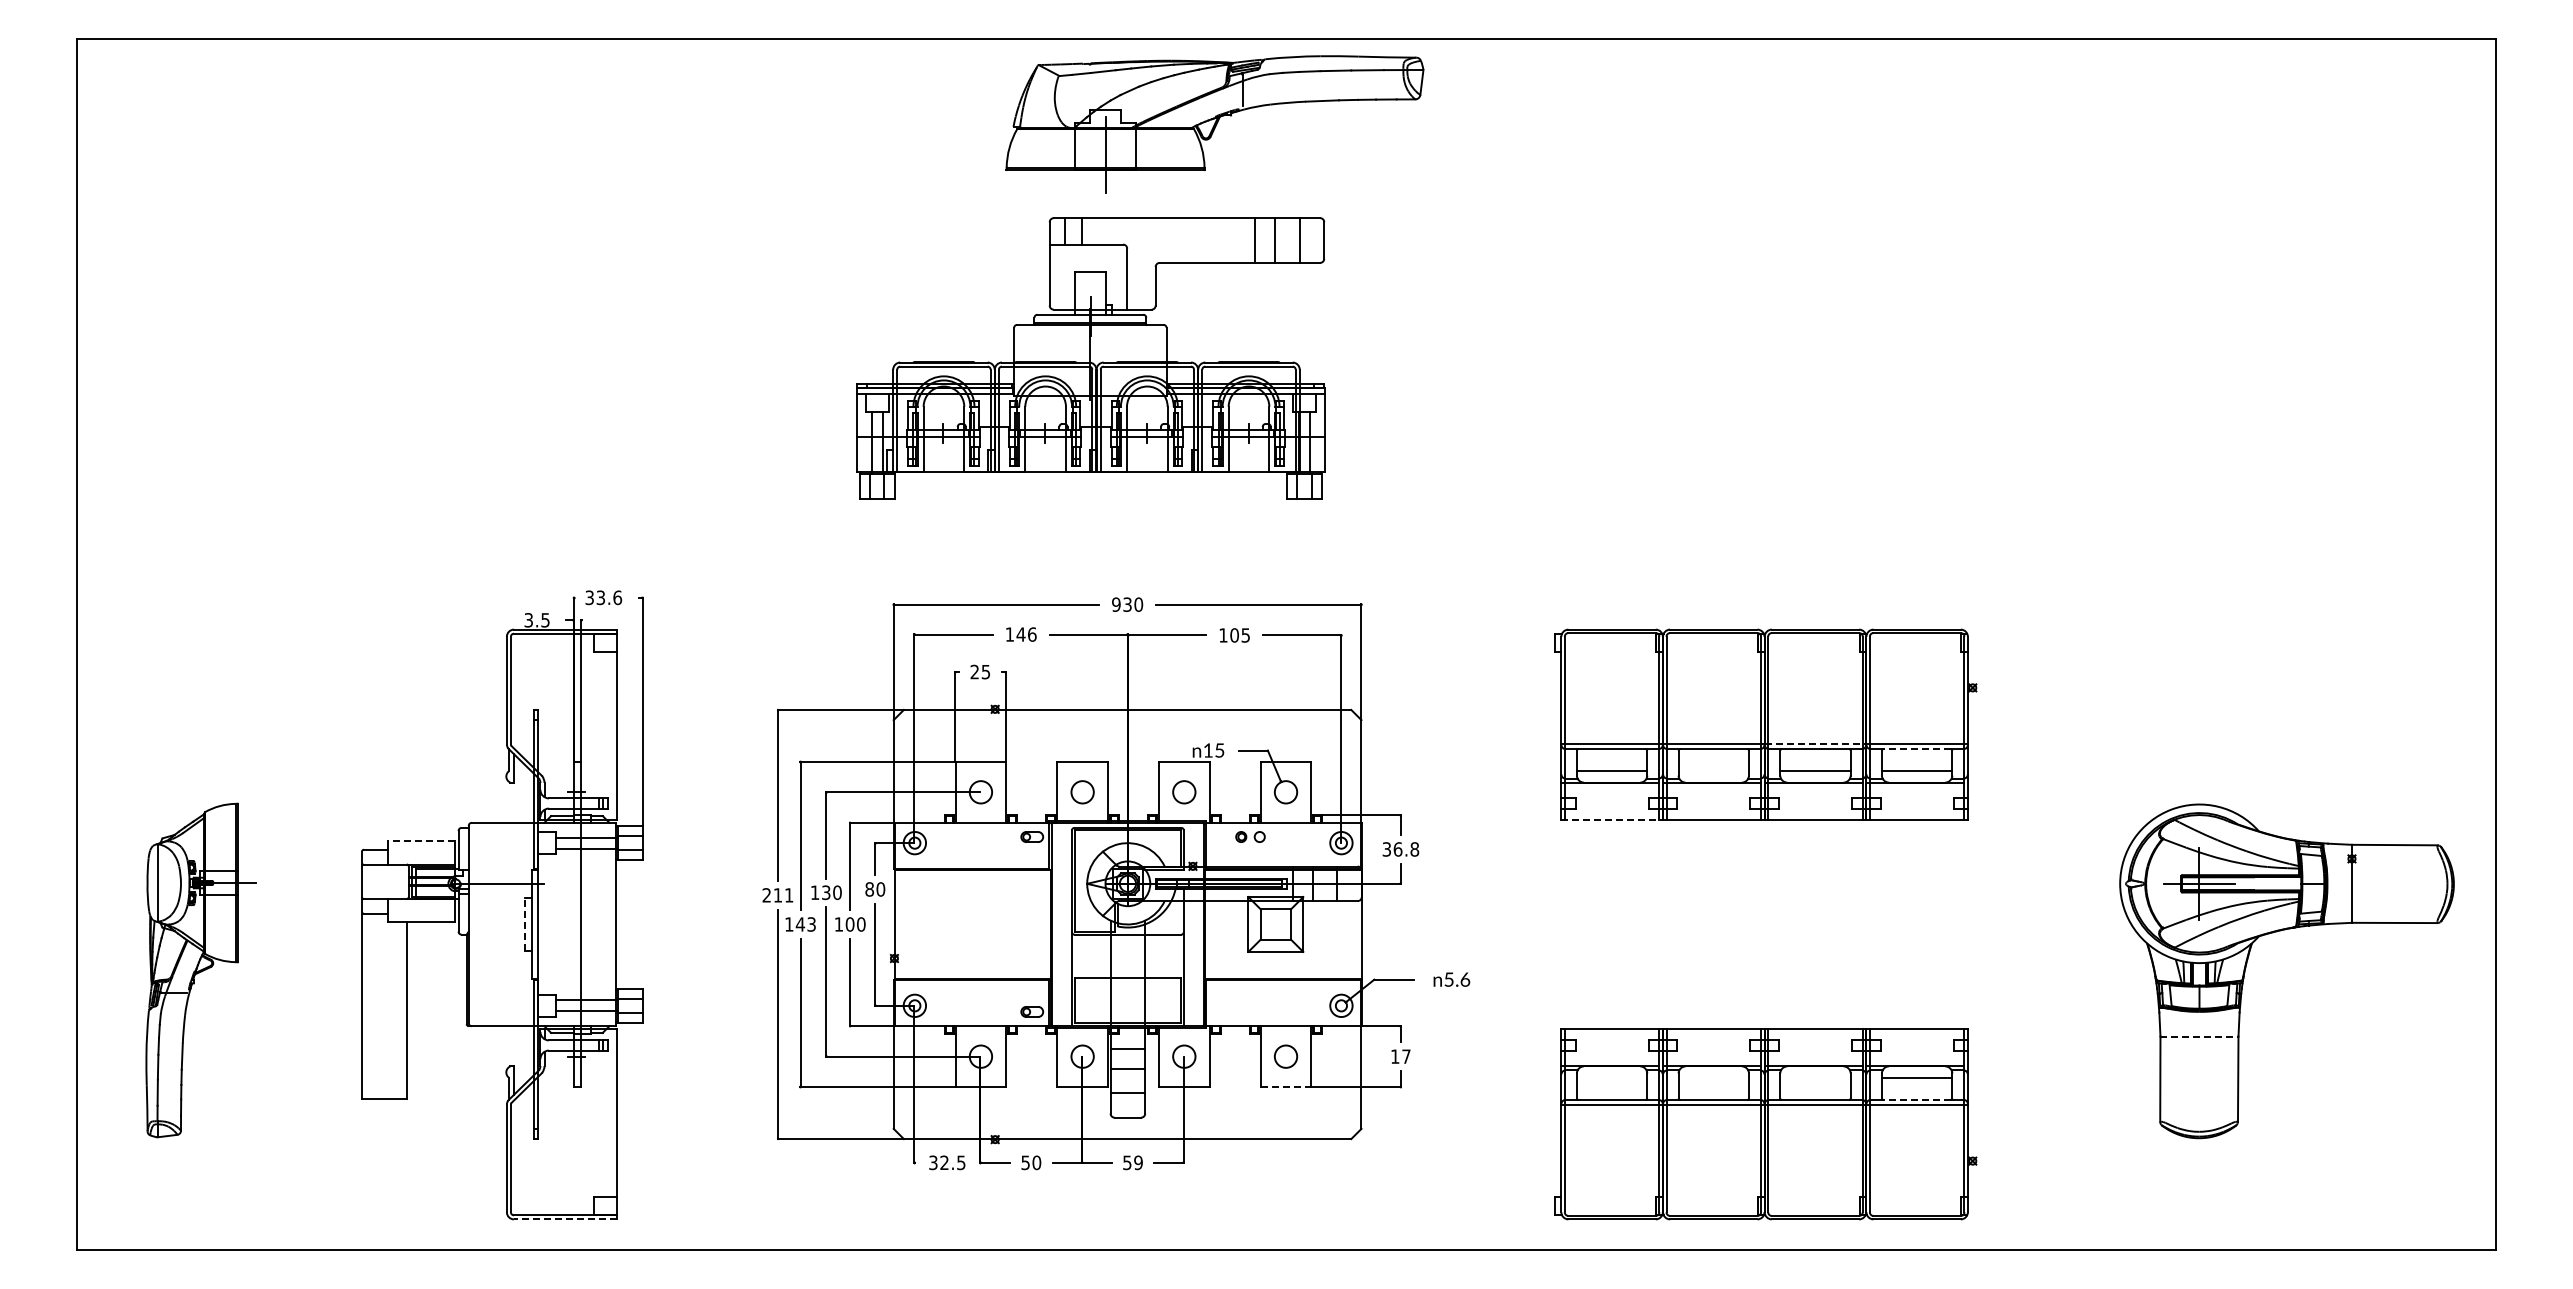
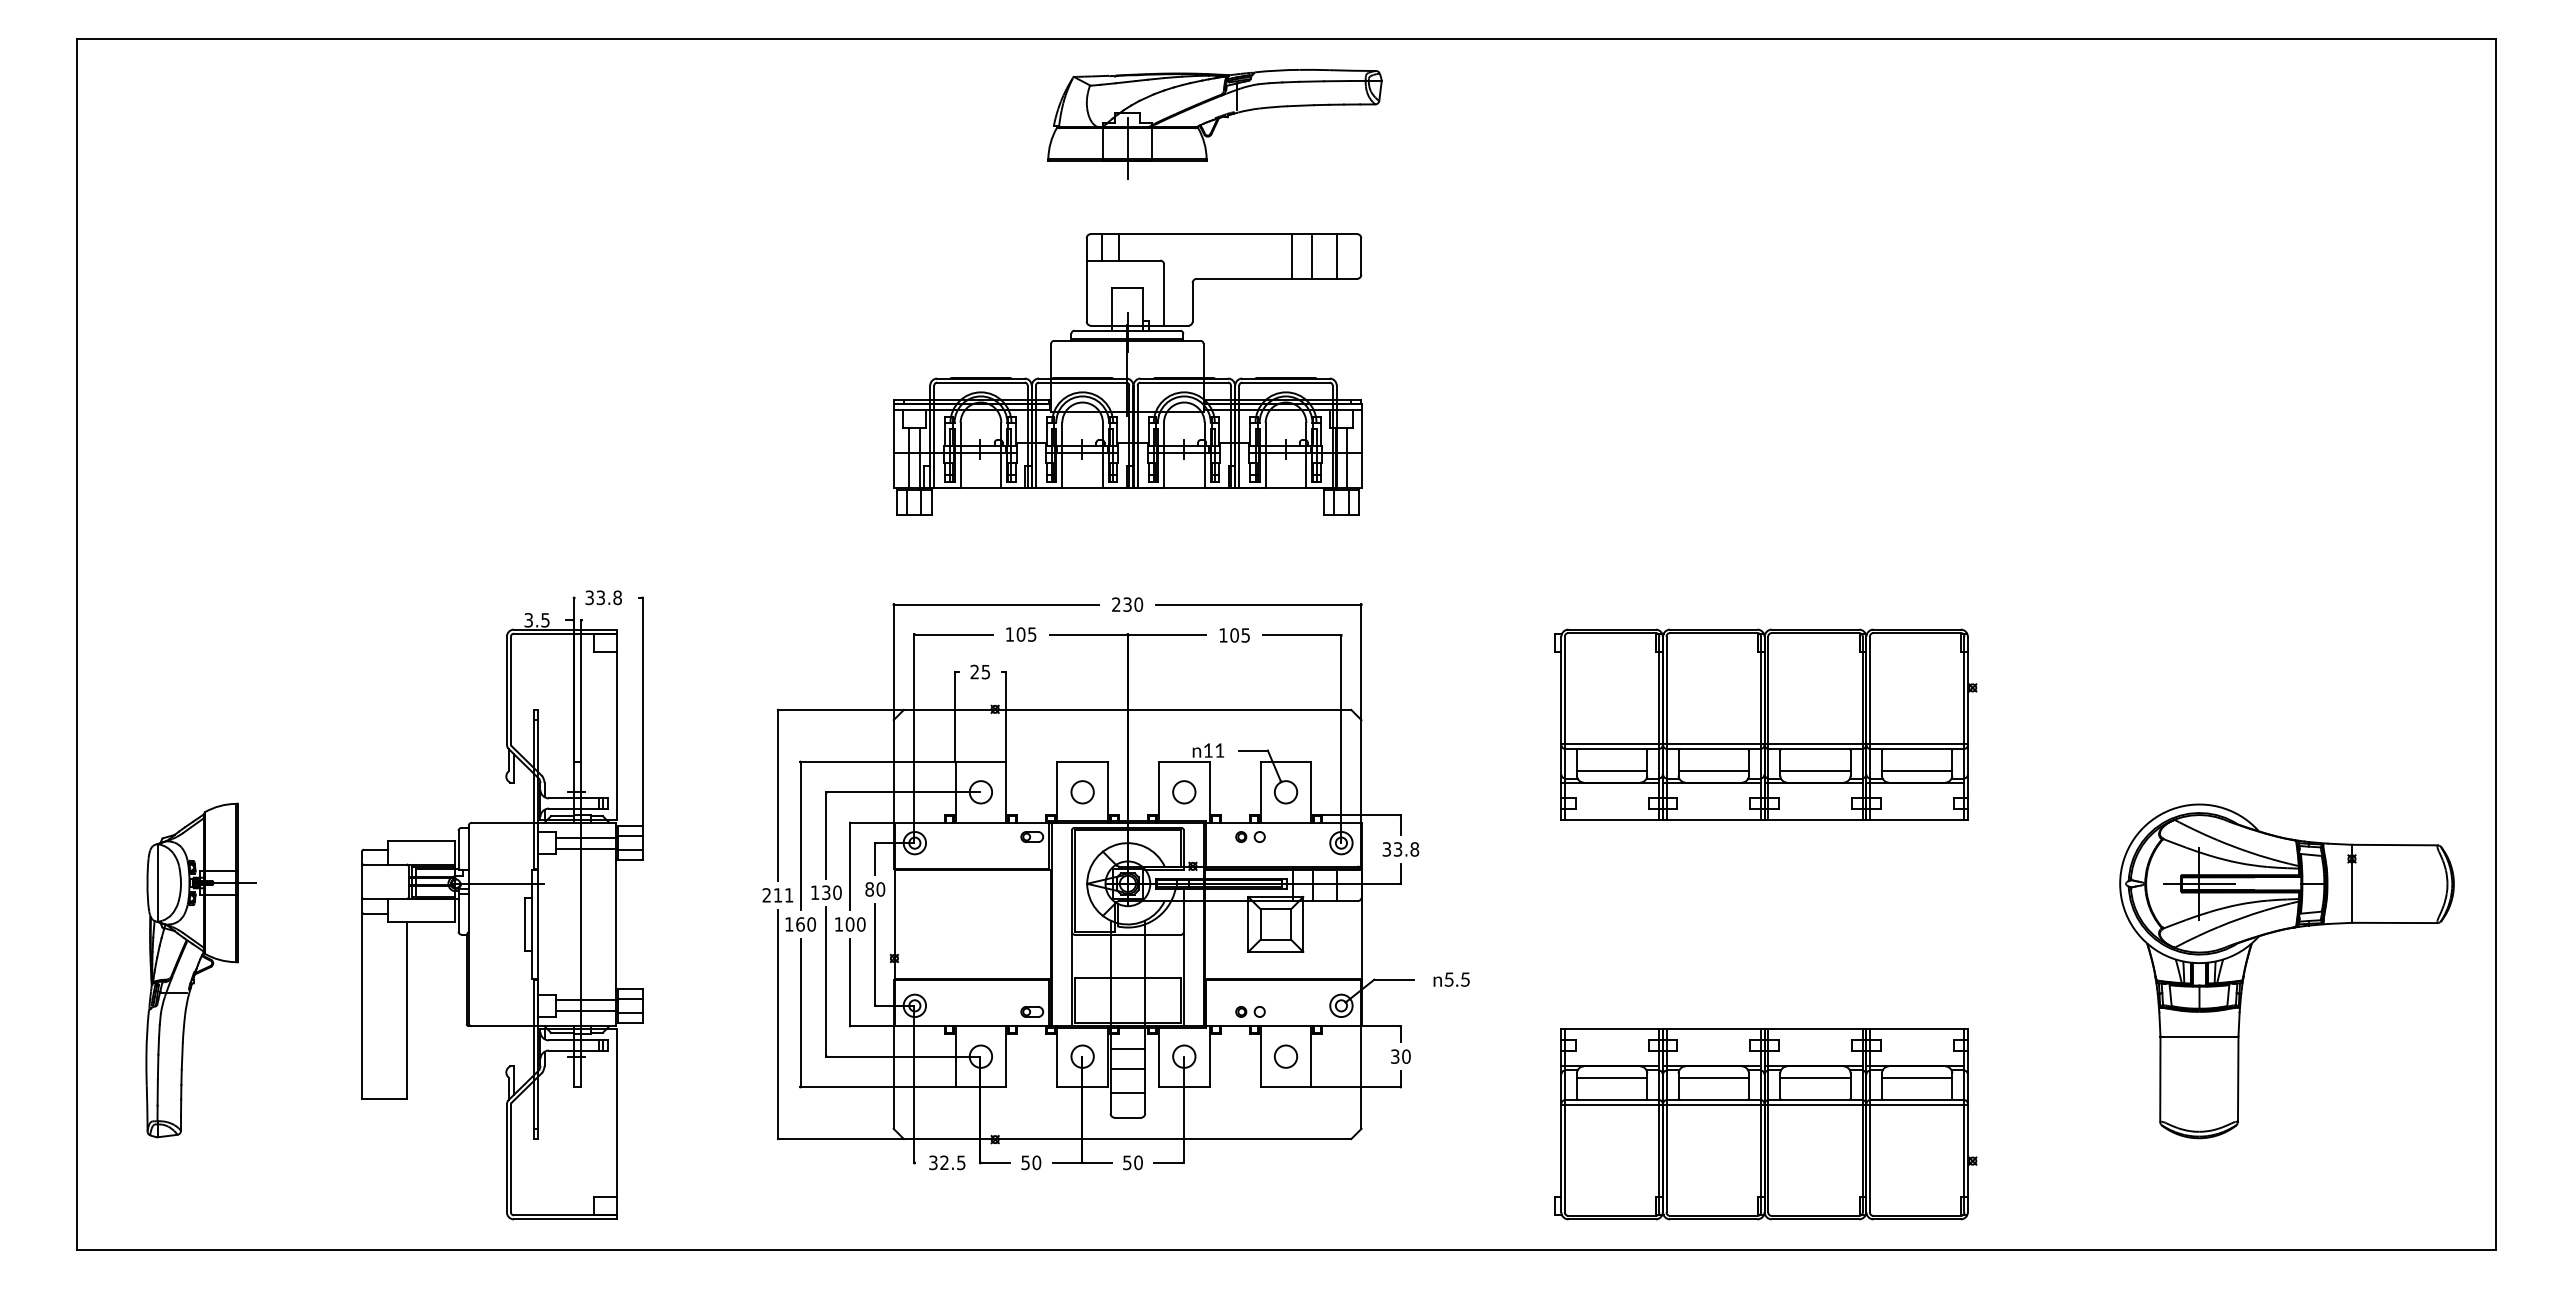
part size: 420x139 px -> 336x111 px (1214, 124)
part position: (1090, 358) -> (1127, 374) (1127, 374)
text: 33.6 -> 33.8 (617, 597)
text: 930 -> 230 (1116, 604)
text: 146 -> 105 (1026, 634)
line: dashed -> solid (1815, 744)
line: dashed -> solid (1917, 749)
text: 15 -> 11 (1219, 750)
line: none -> present (1713, 771)
line: dashed -> solid (1612, 820)
line: dashed -> solid (420, 841)
text: 36.8 -> 33.8 (1397, 849)
line: dashed -> solid (524, 924)
text: 143 -> 160 (805, 924)
text: 5.6 -> 5.5 (1465, 979)
part: none -> present (1250, 1011)
line: dashed -> solid (2199, 1036)
text: 17 -> 30 (1400, 1056)
line: none -> present (1611, 1077)
line: none -> present (1713, 1077)
line: none -> present (1815, 1077)
line: dashed -> solid (1286, 1087)
line: dashed -> solid (1917, 1099)
text: 59 -> 50 (1138, 1163)
line: dashed -> solid (564, 1219)
